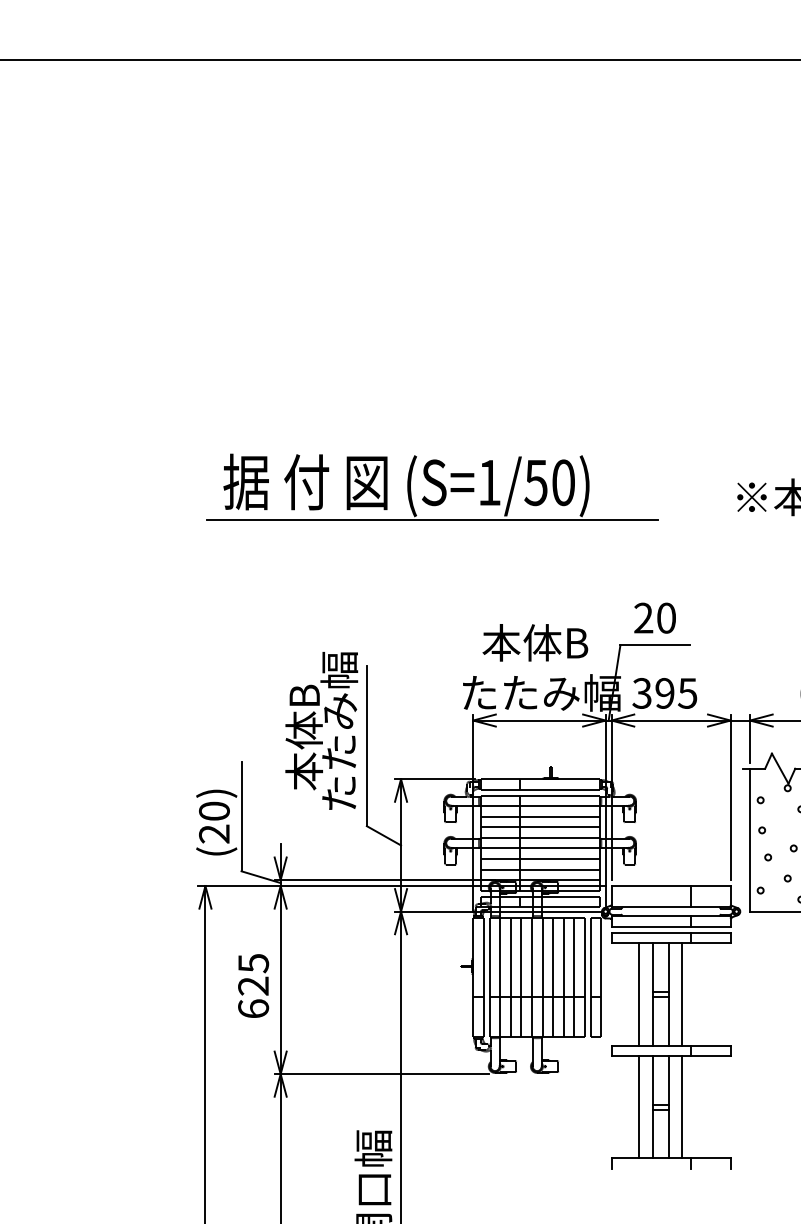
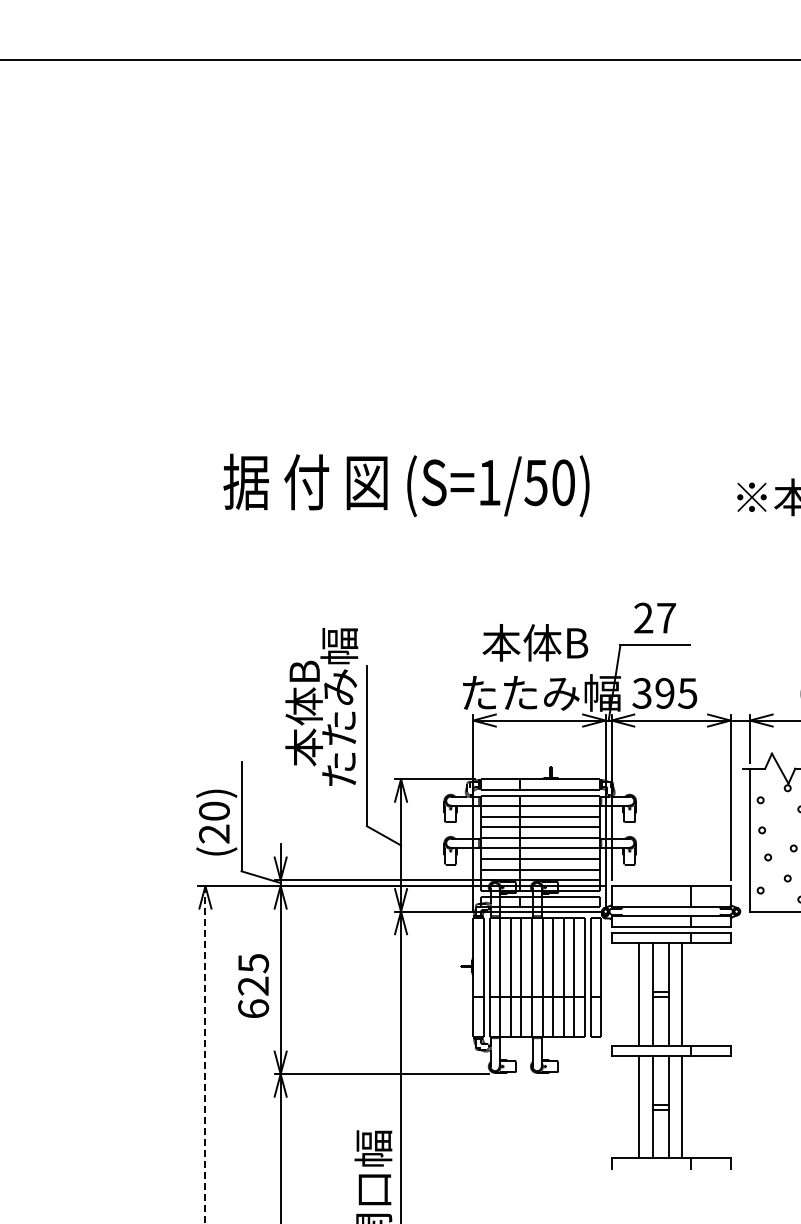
line: present -> none (432, 520)
text: 20 -> 27 (666, 617)
text position: (321, 730) -> (321, 706) (321, 706)
line: solid -> dashed (205, 1054)
